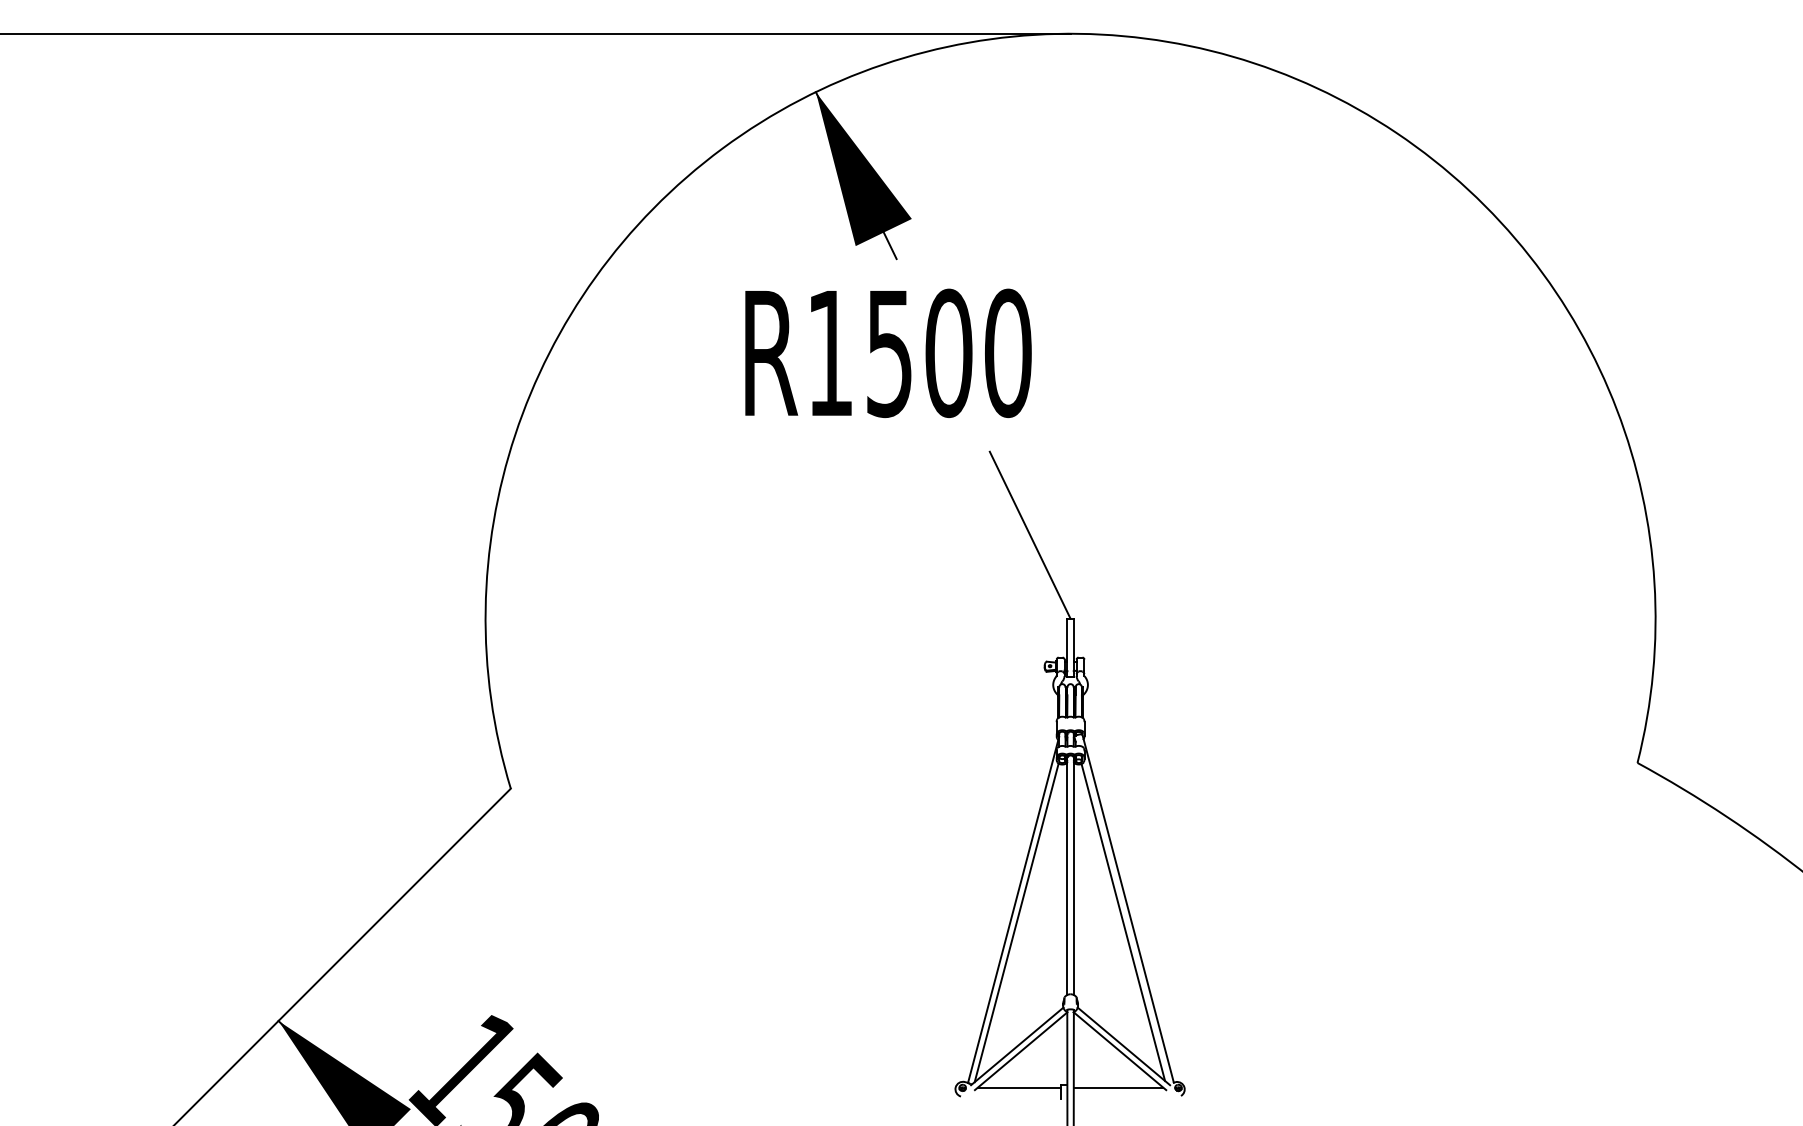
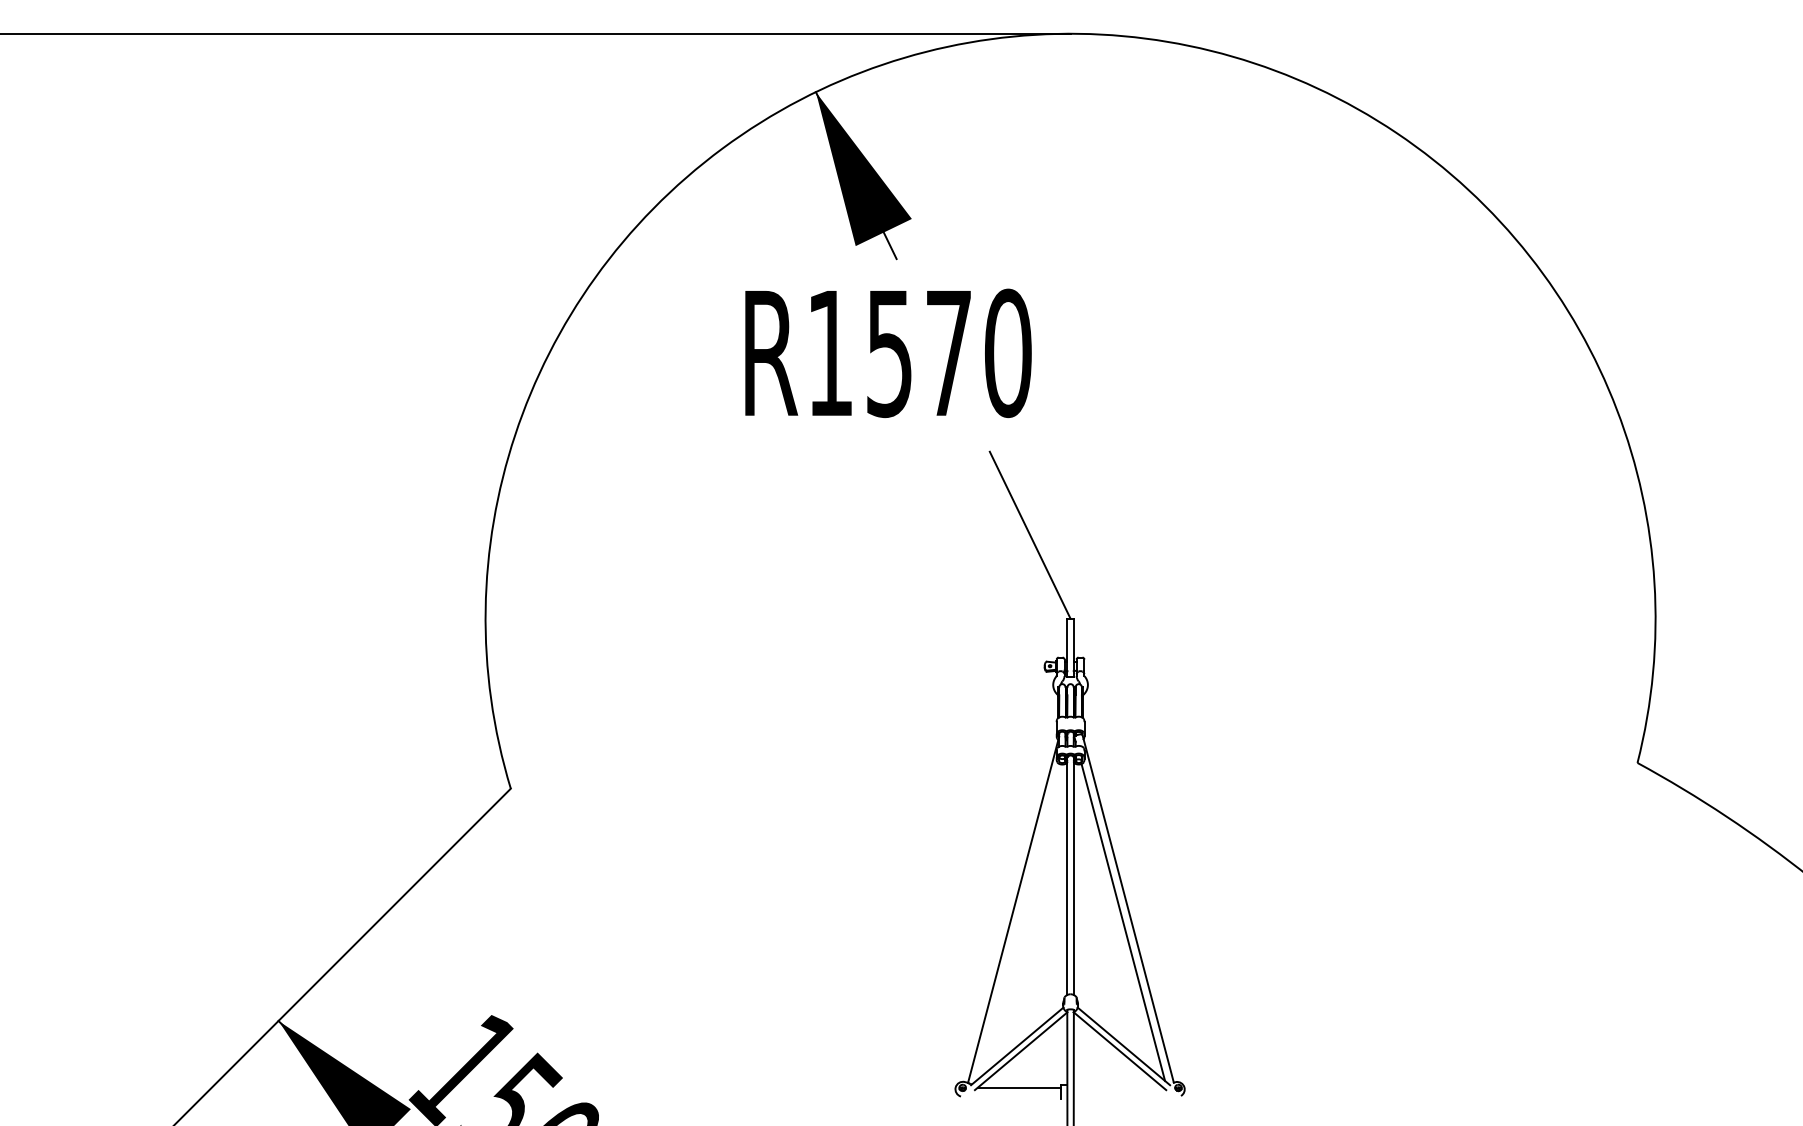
text: R1500 -> R1570 (948, 353)
line: present -> none (1016, 922)
line: present -> none (1118, 1087)
